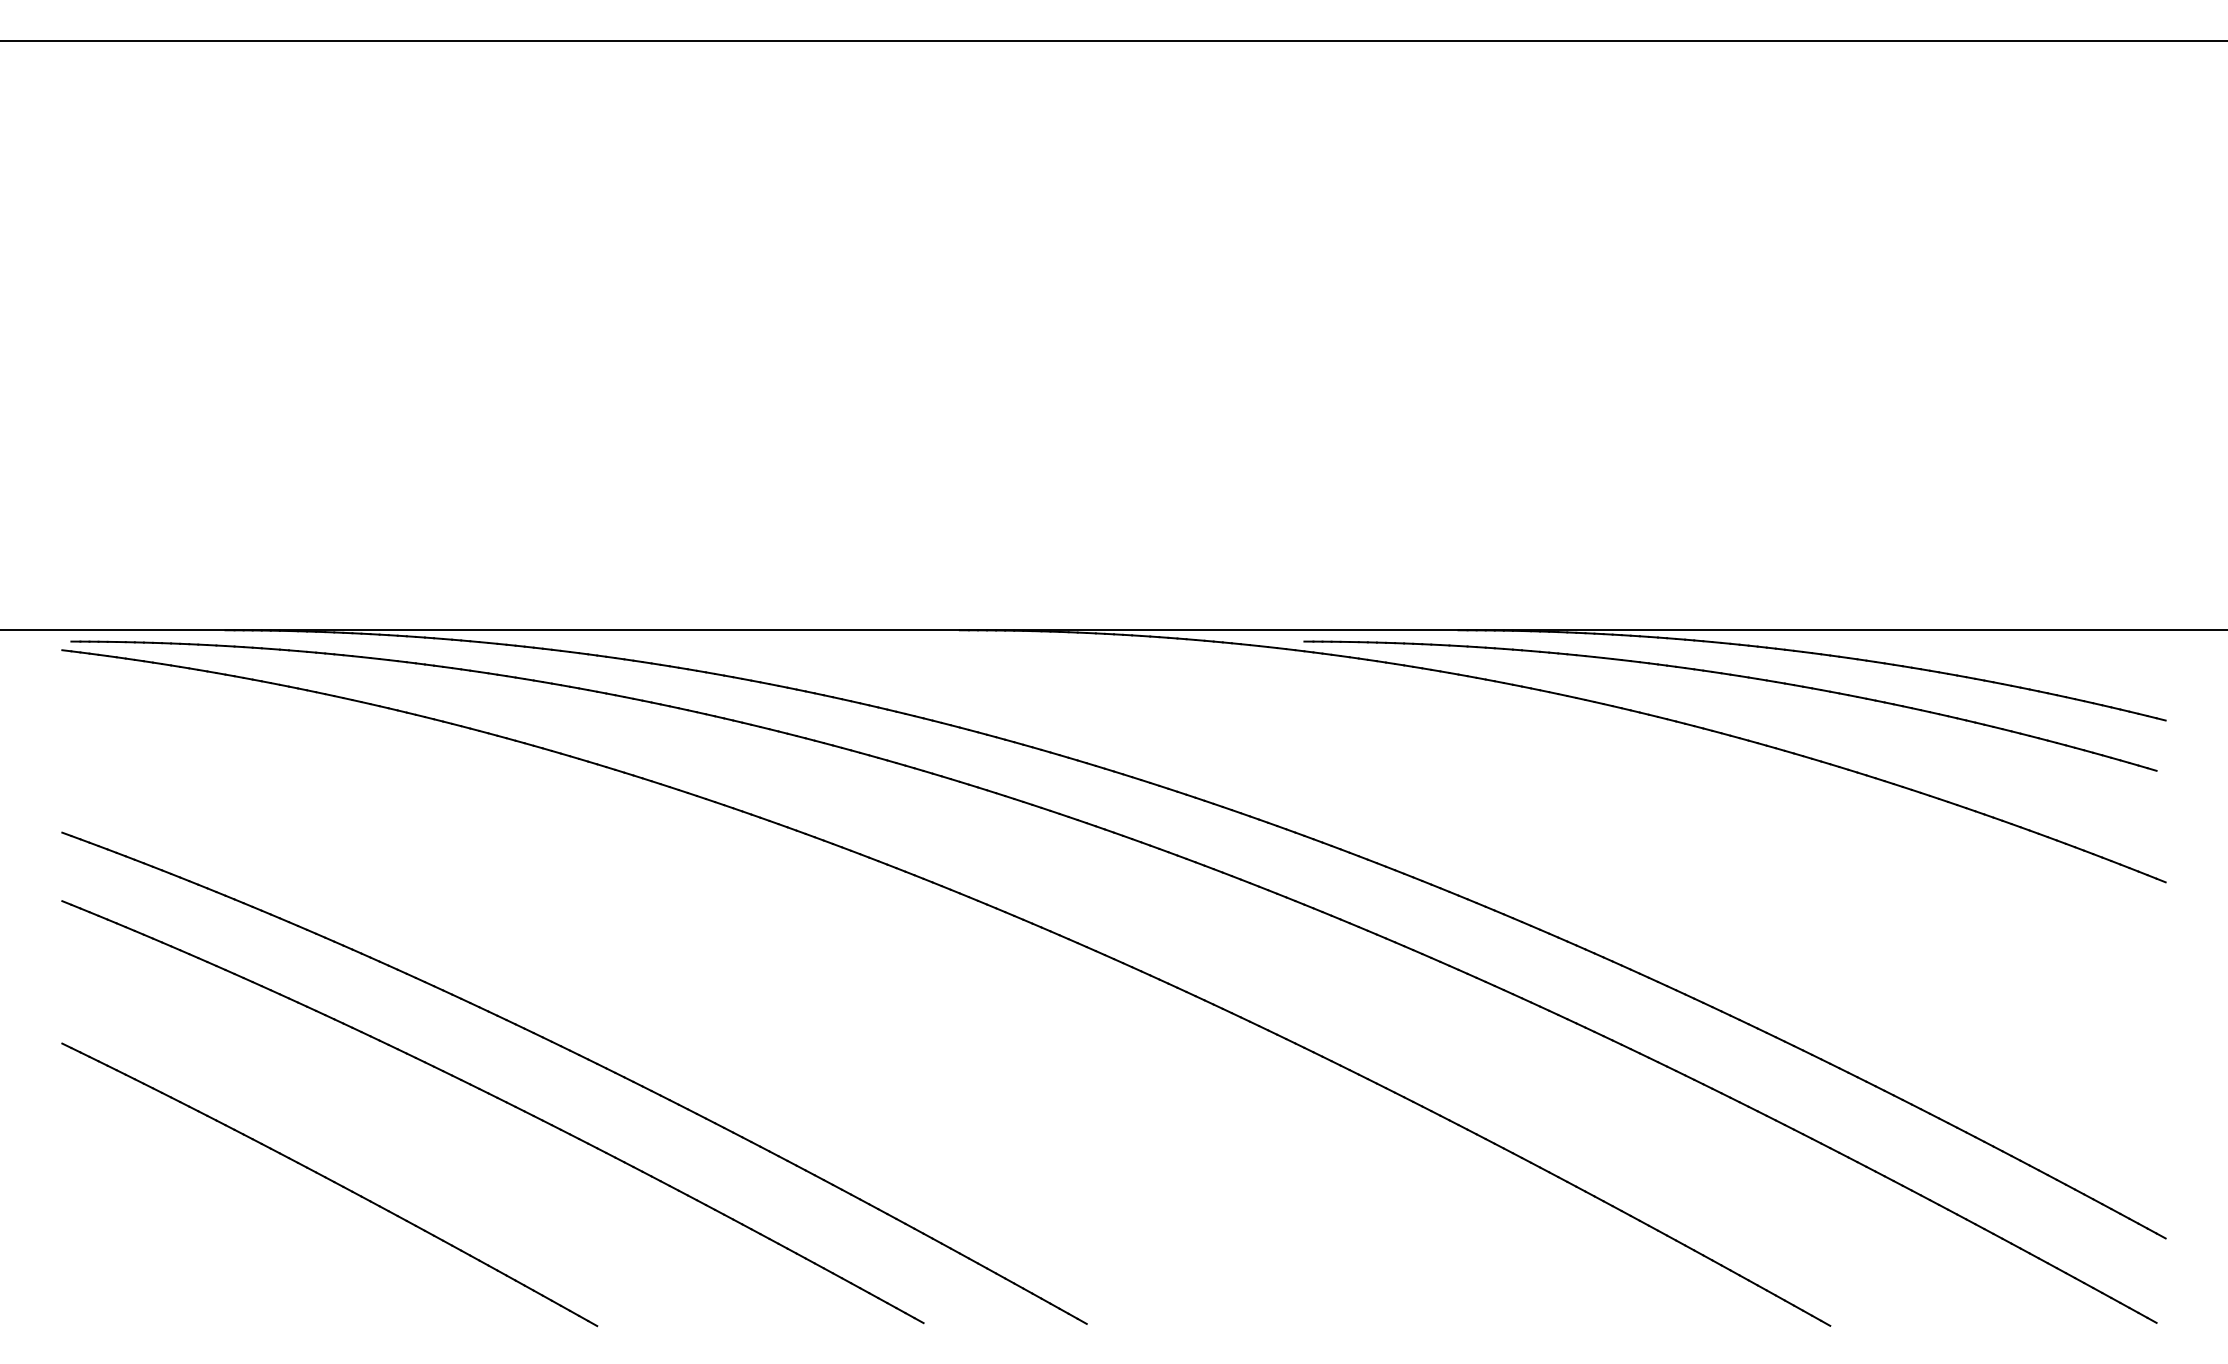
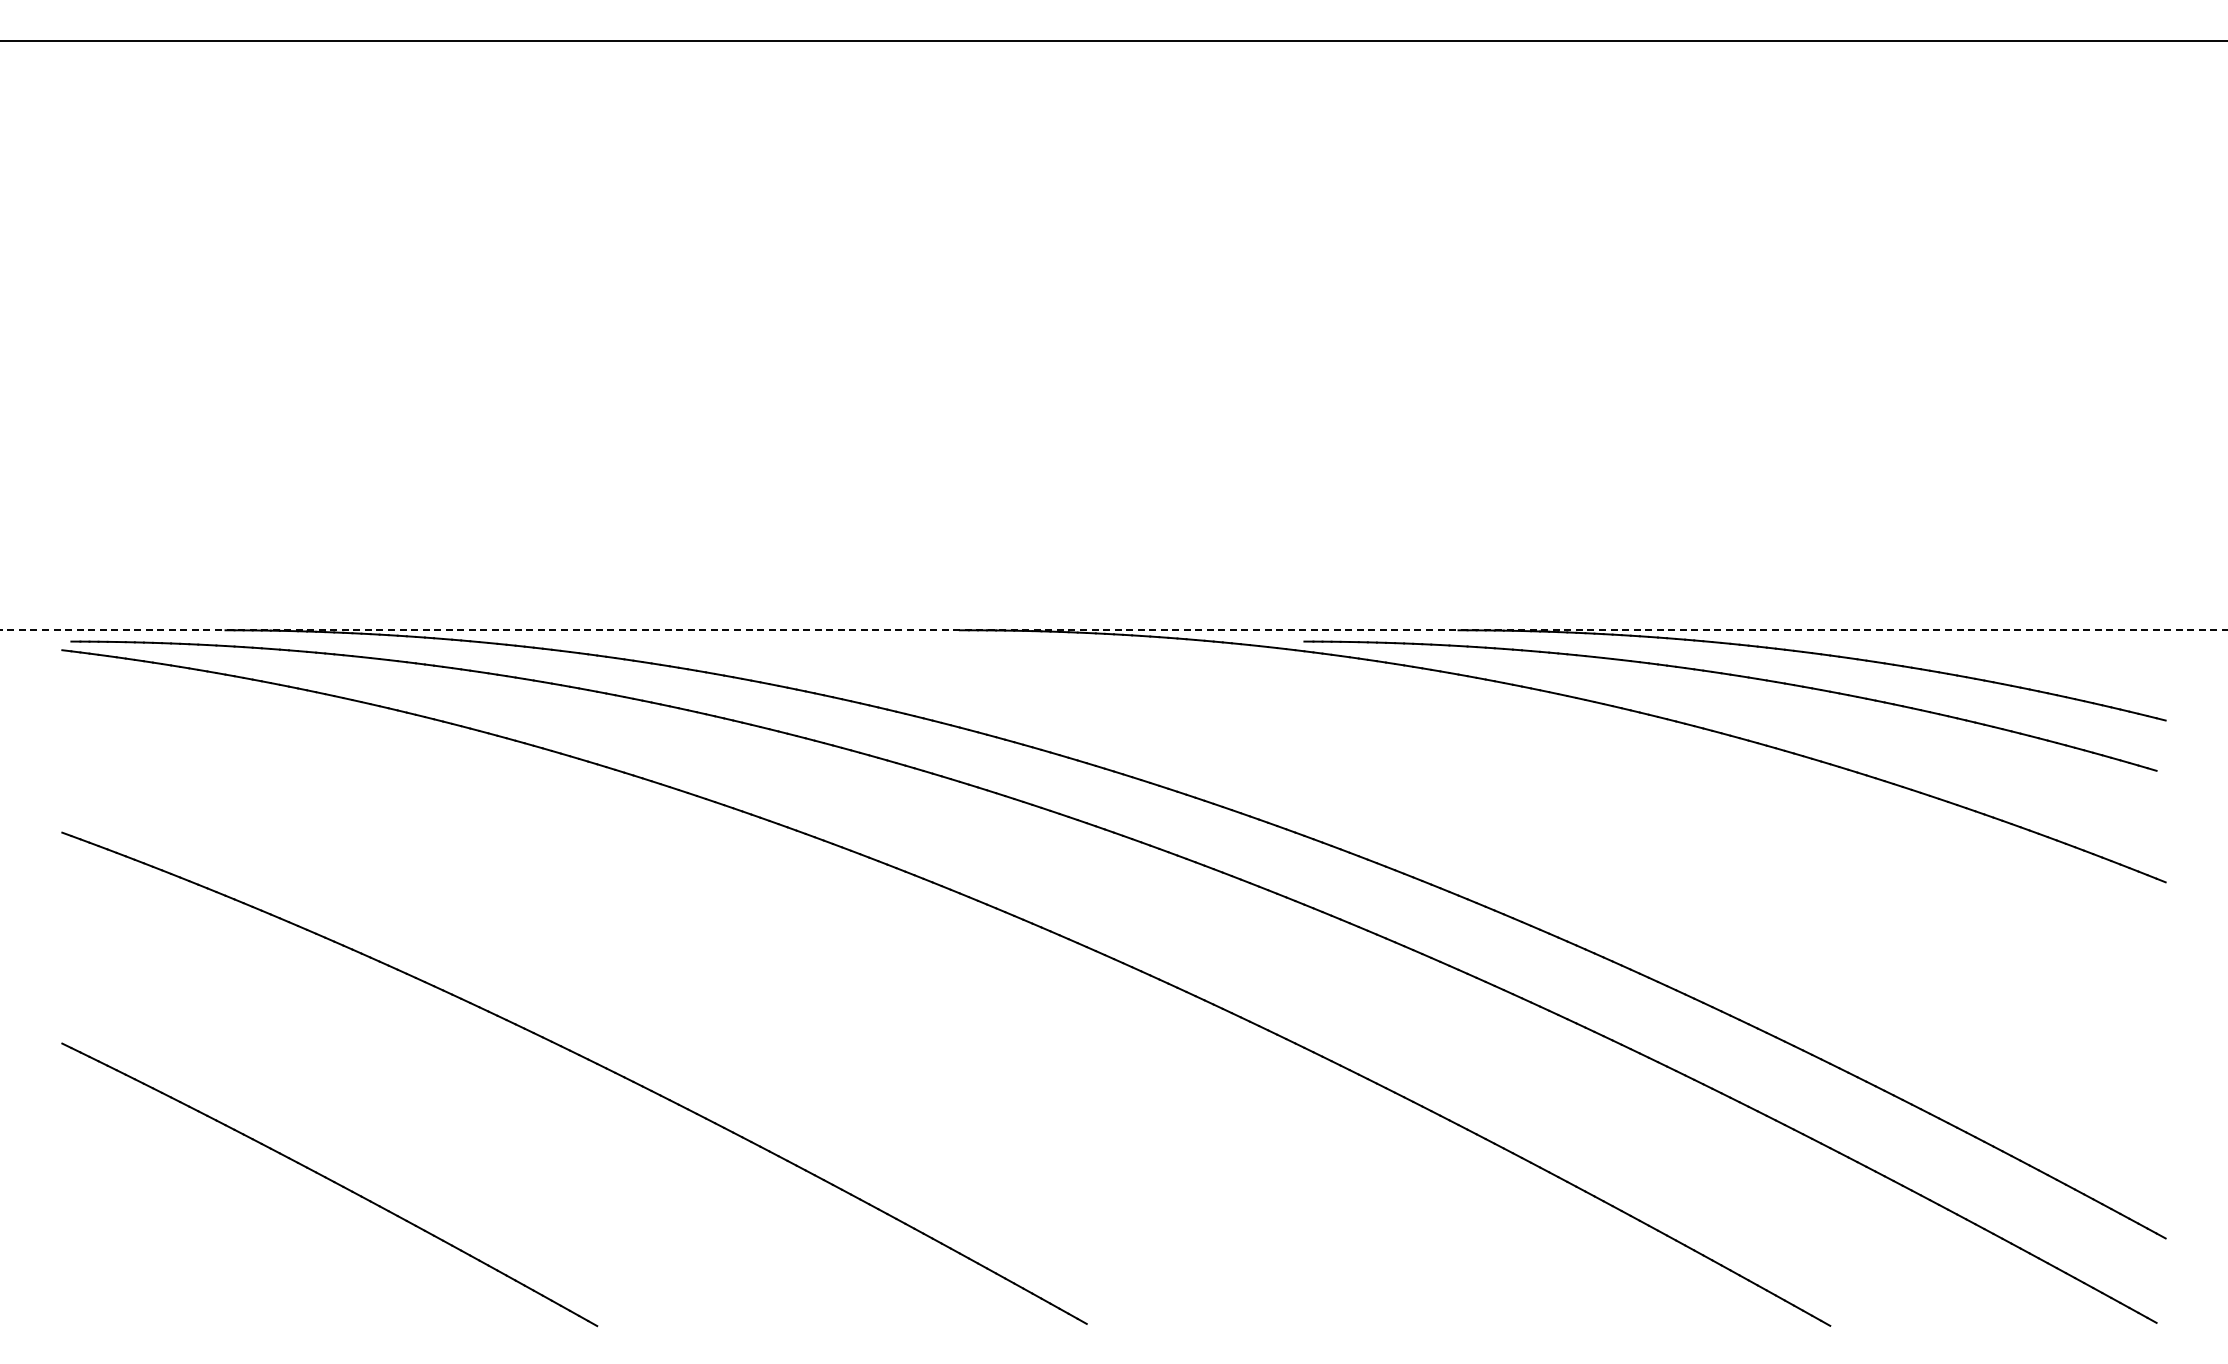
line: solid -> dashed (1114, 630)
part: present -> none (498, 1099)
